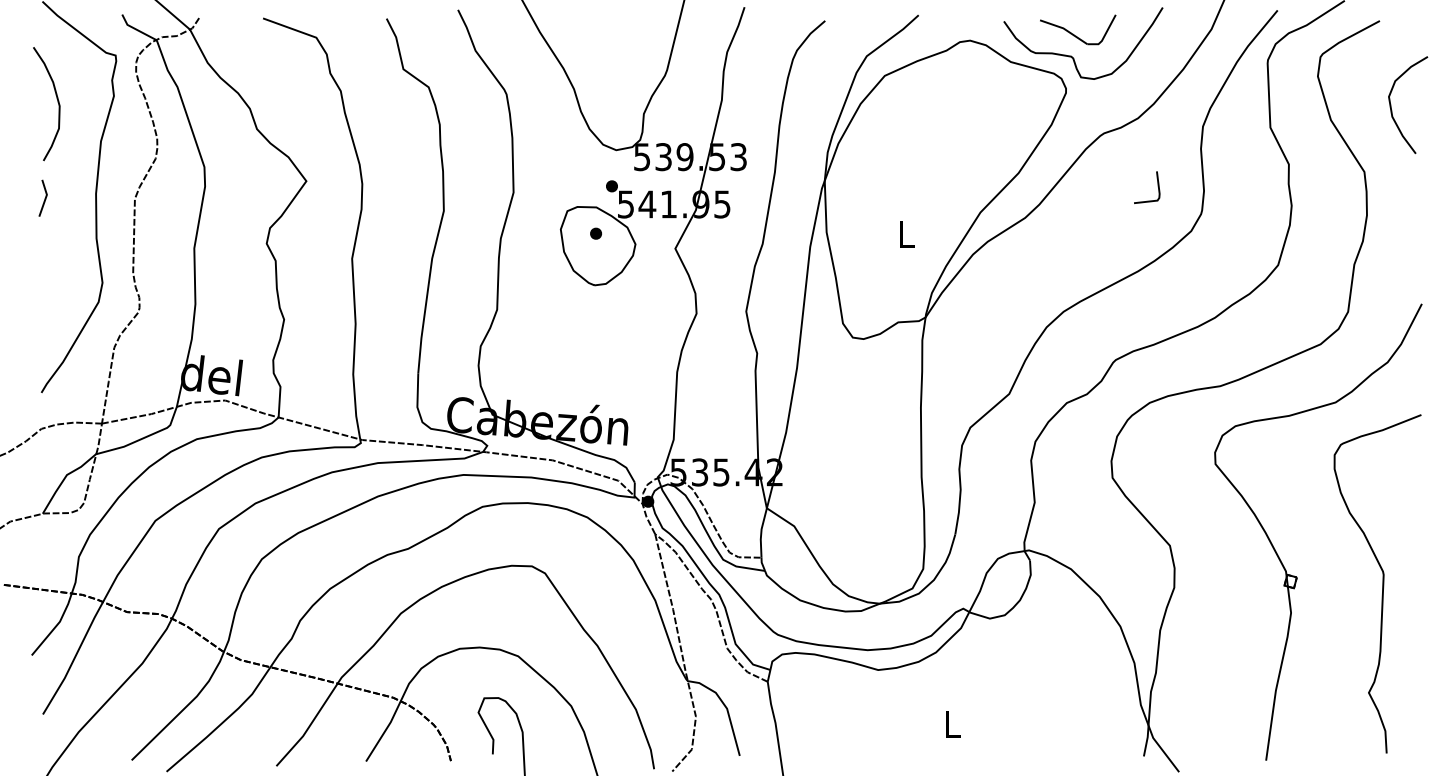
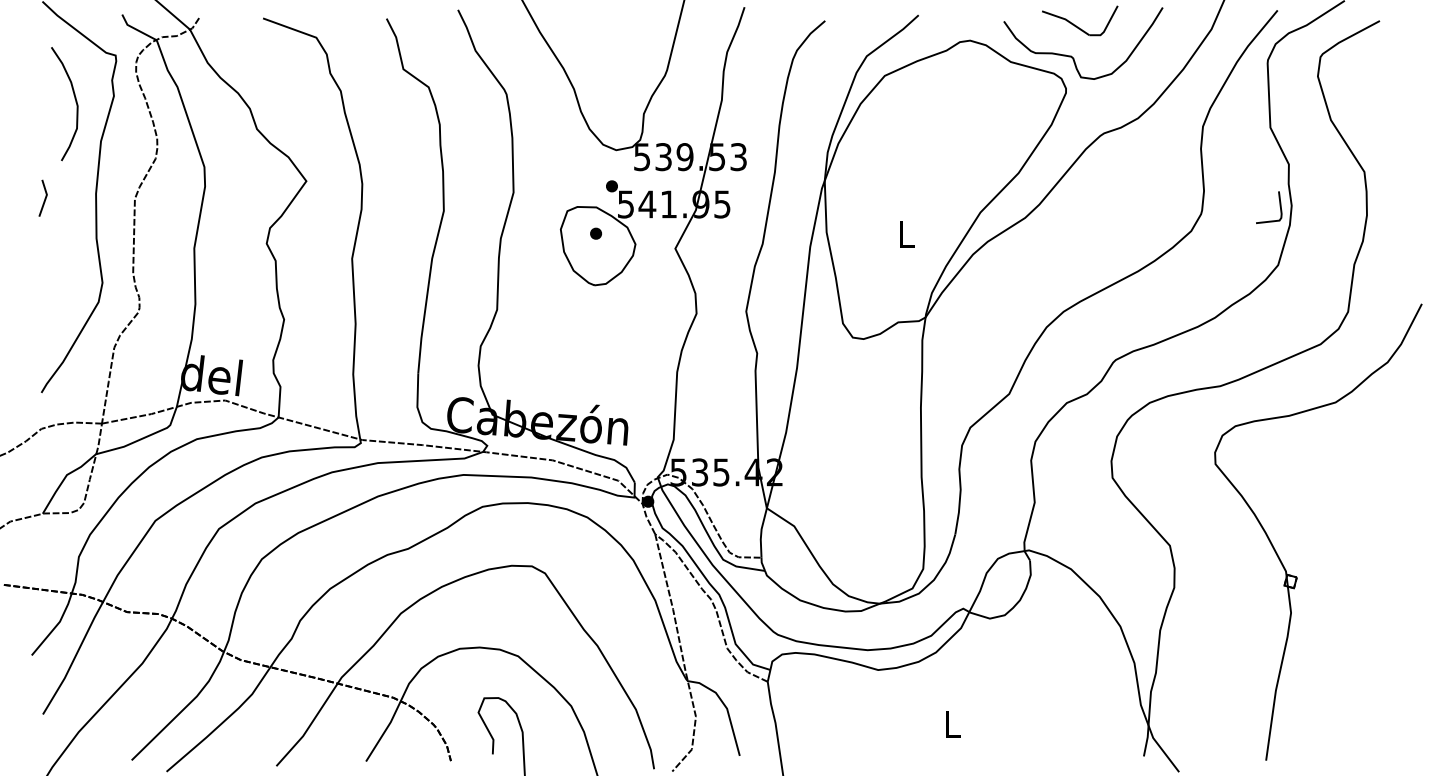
part position: (1076, 35) -> (1078, 26) (1078, 26)
curve position: (57, 102) -> (75, 102) (75, 102)
curve: present -> none (1392, 110)
line position: (1157, 186) -> (1279, 206) (1279, 206)
curve: present -> none (1382, 583)
